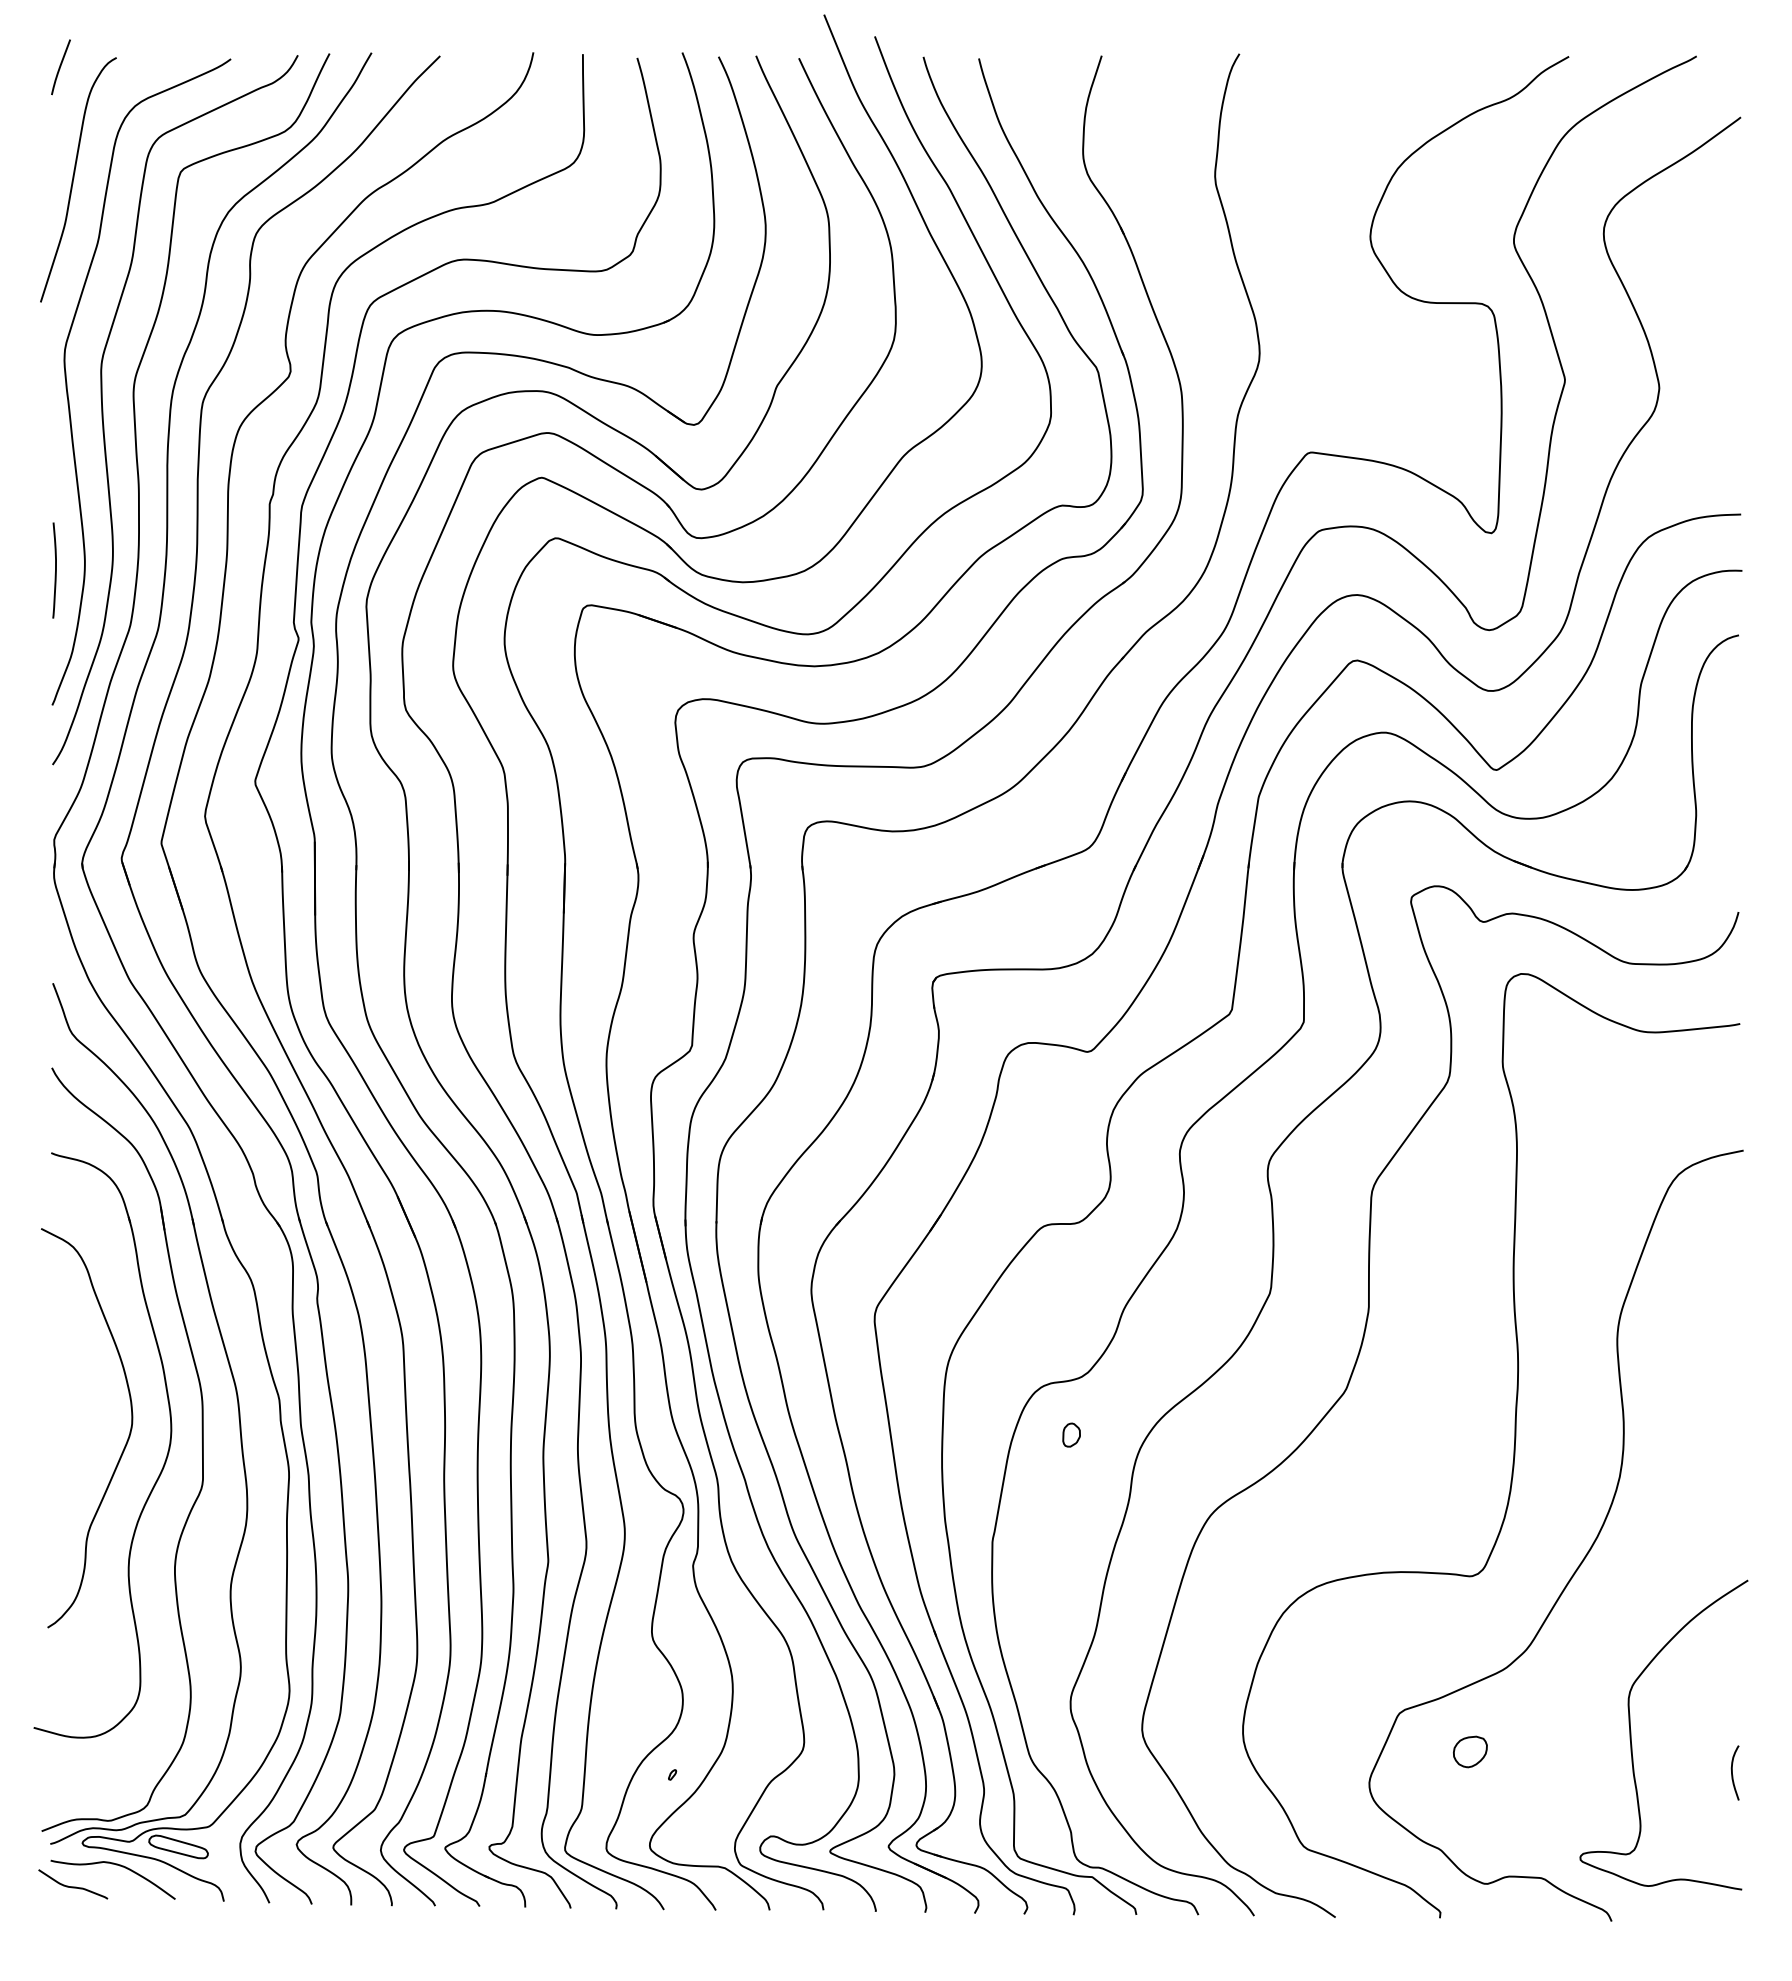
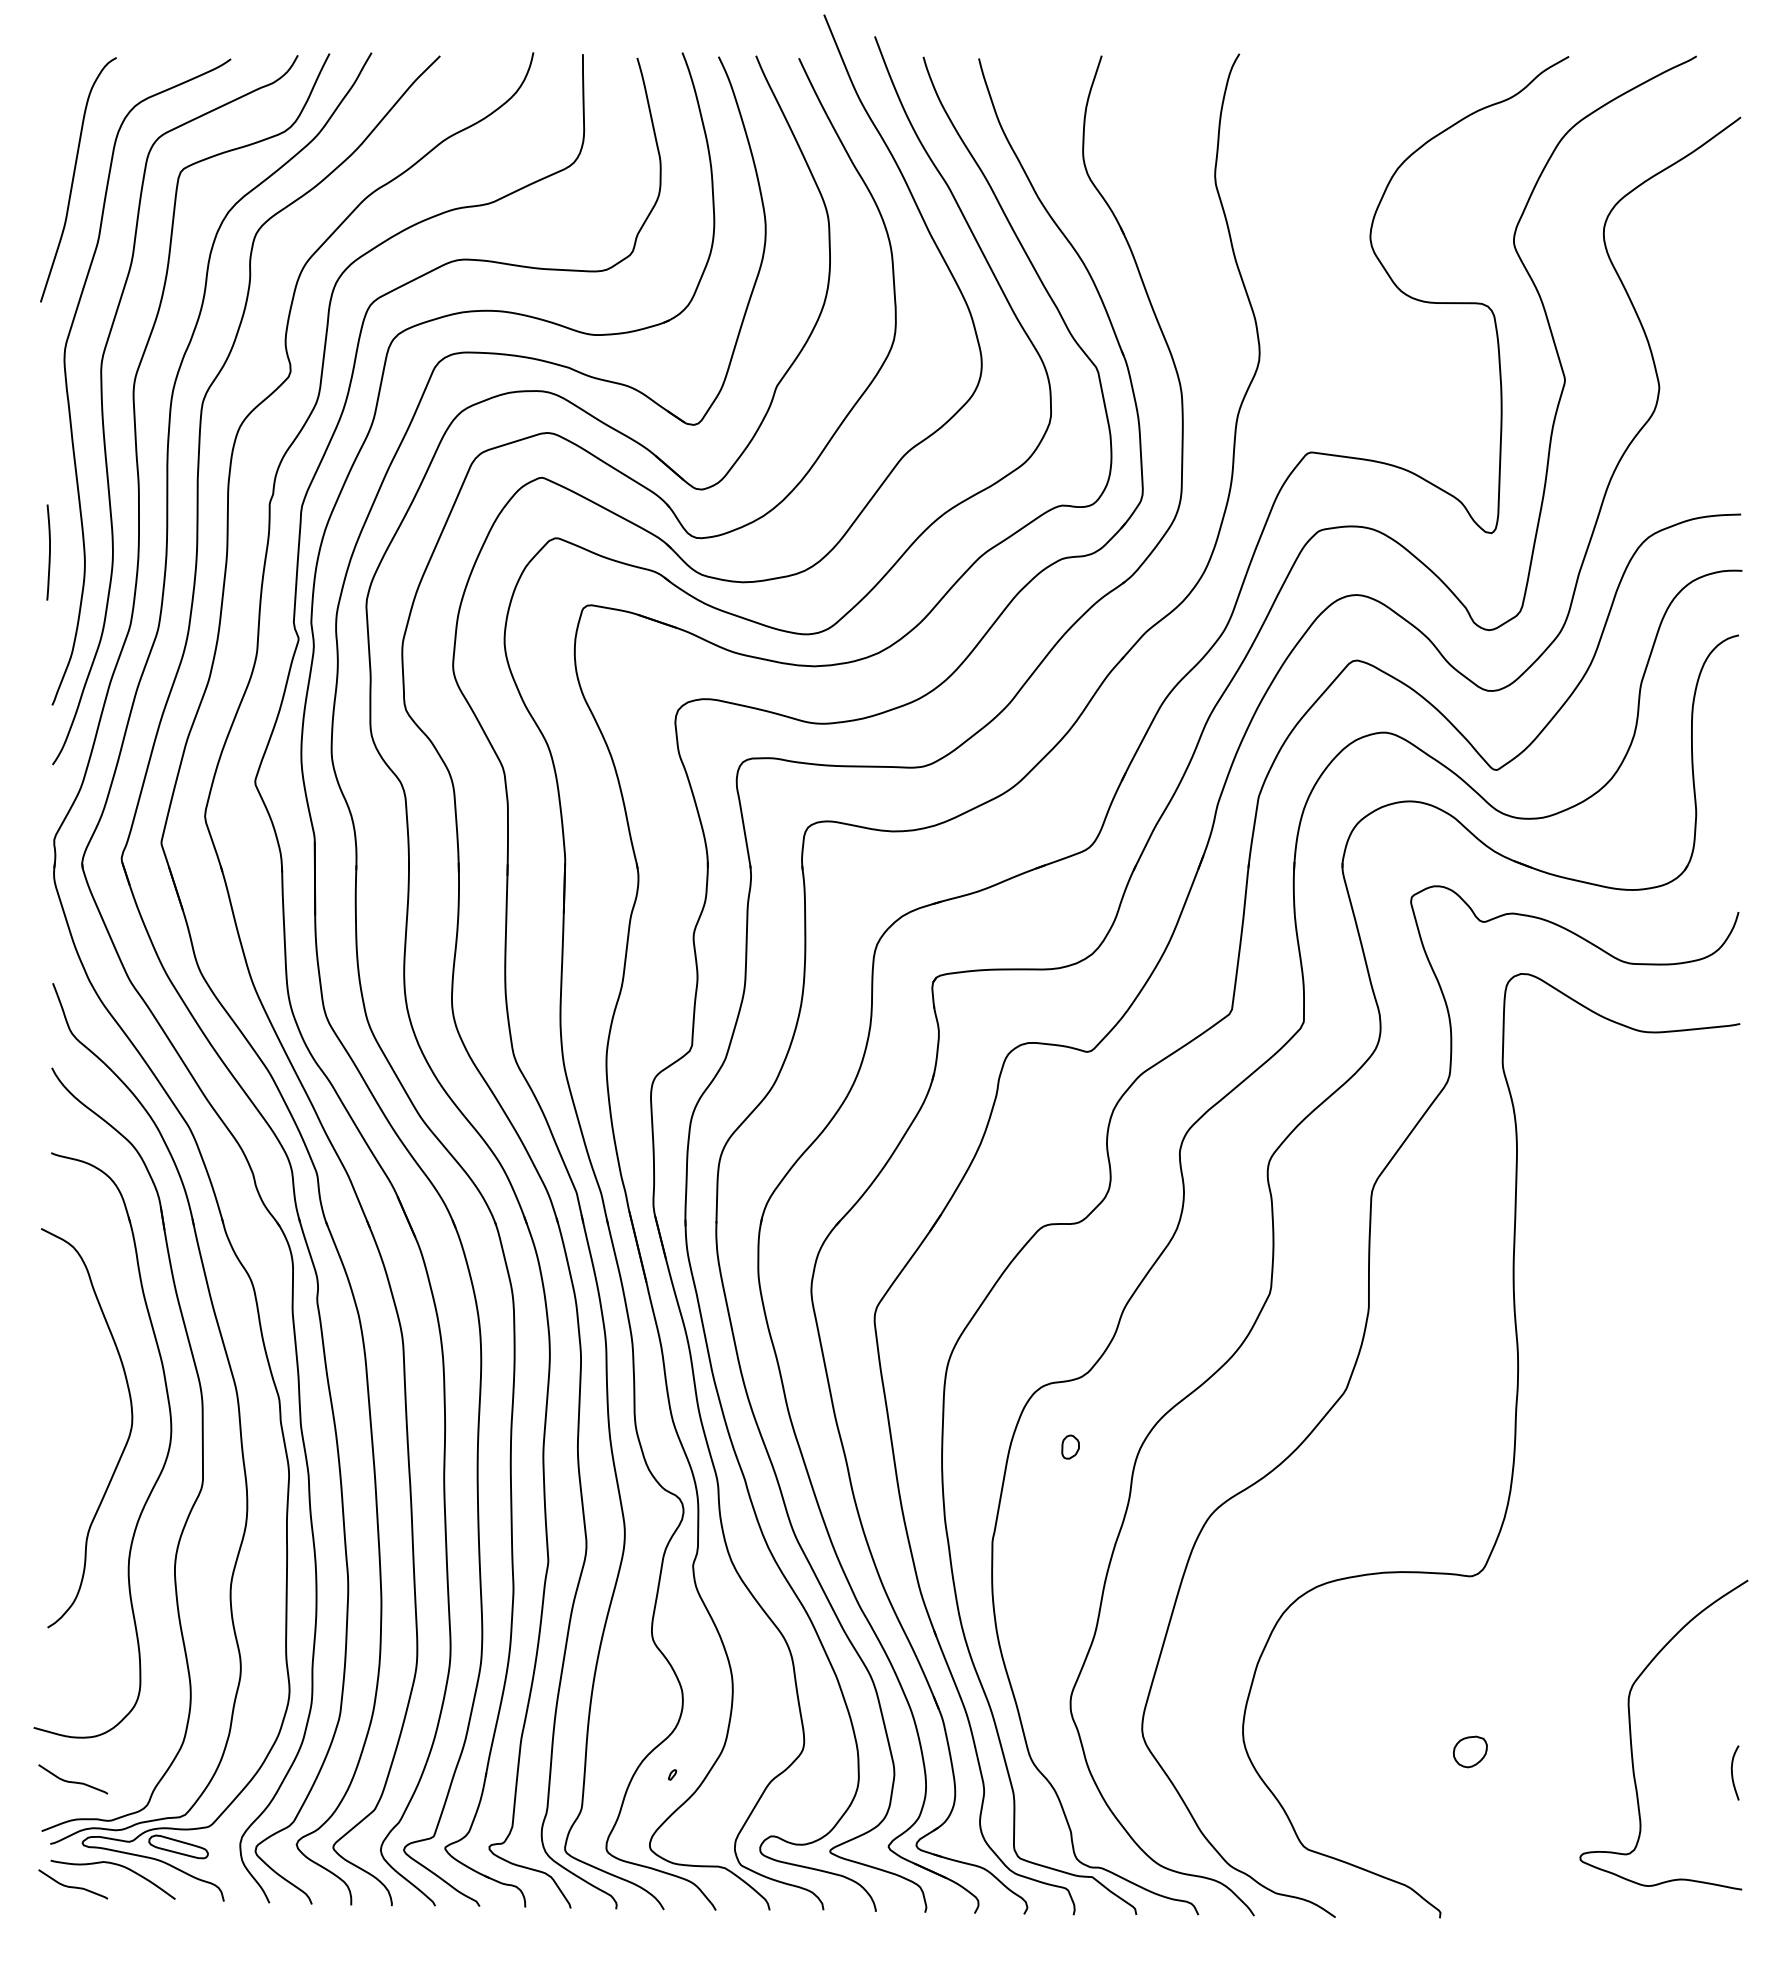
curve: present -> none (60, 67)
curve position: (55, 570) -> (49, 552) (49, 552)
part position: (1071, 1434) -> (1070, 1446) (1070, 1446)
curve: present -> none (1585, 1554)
curve: none -> present (73, 1781)
